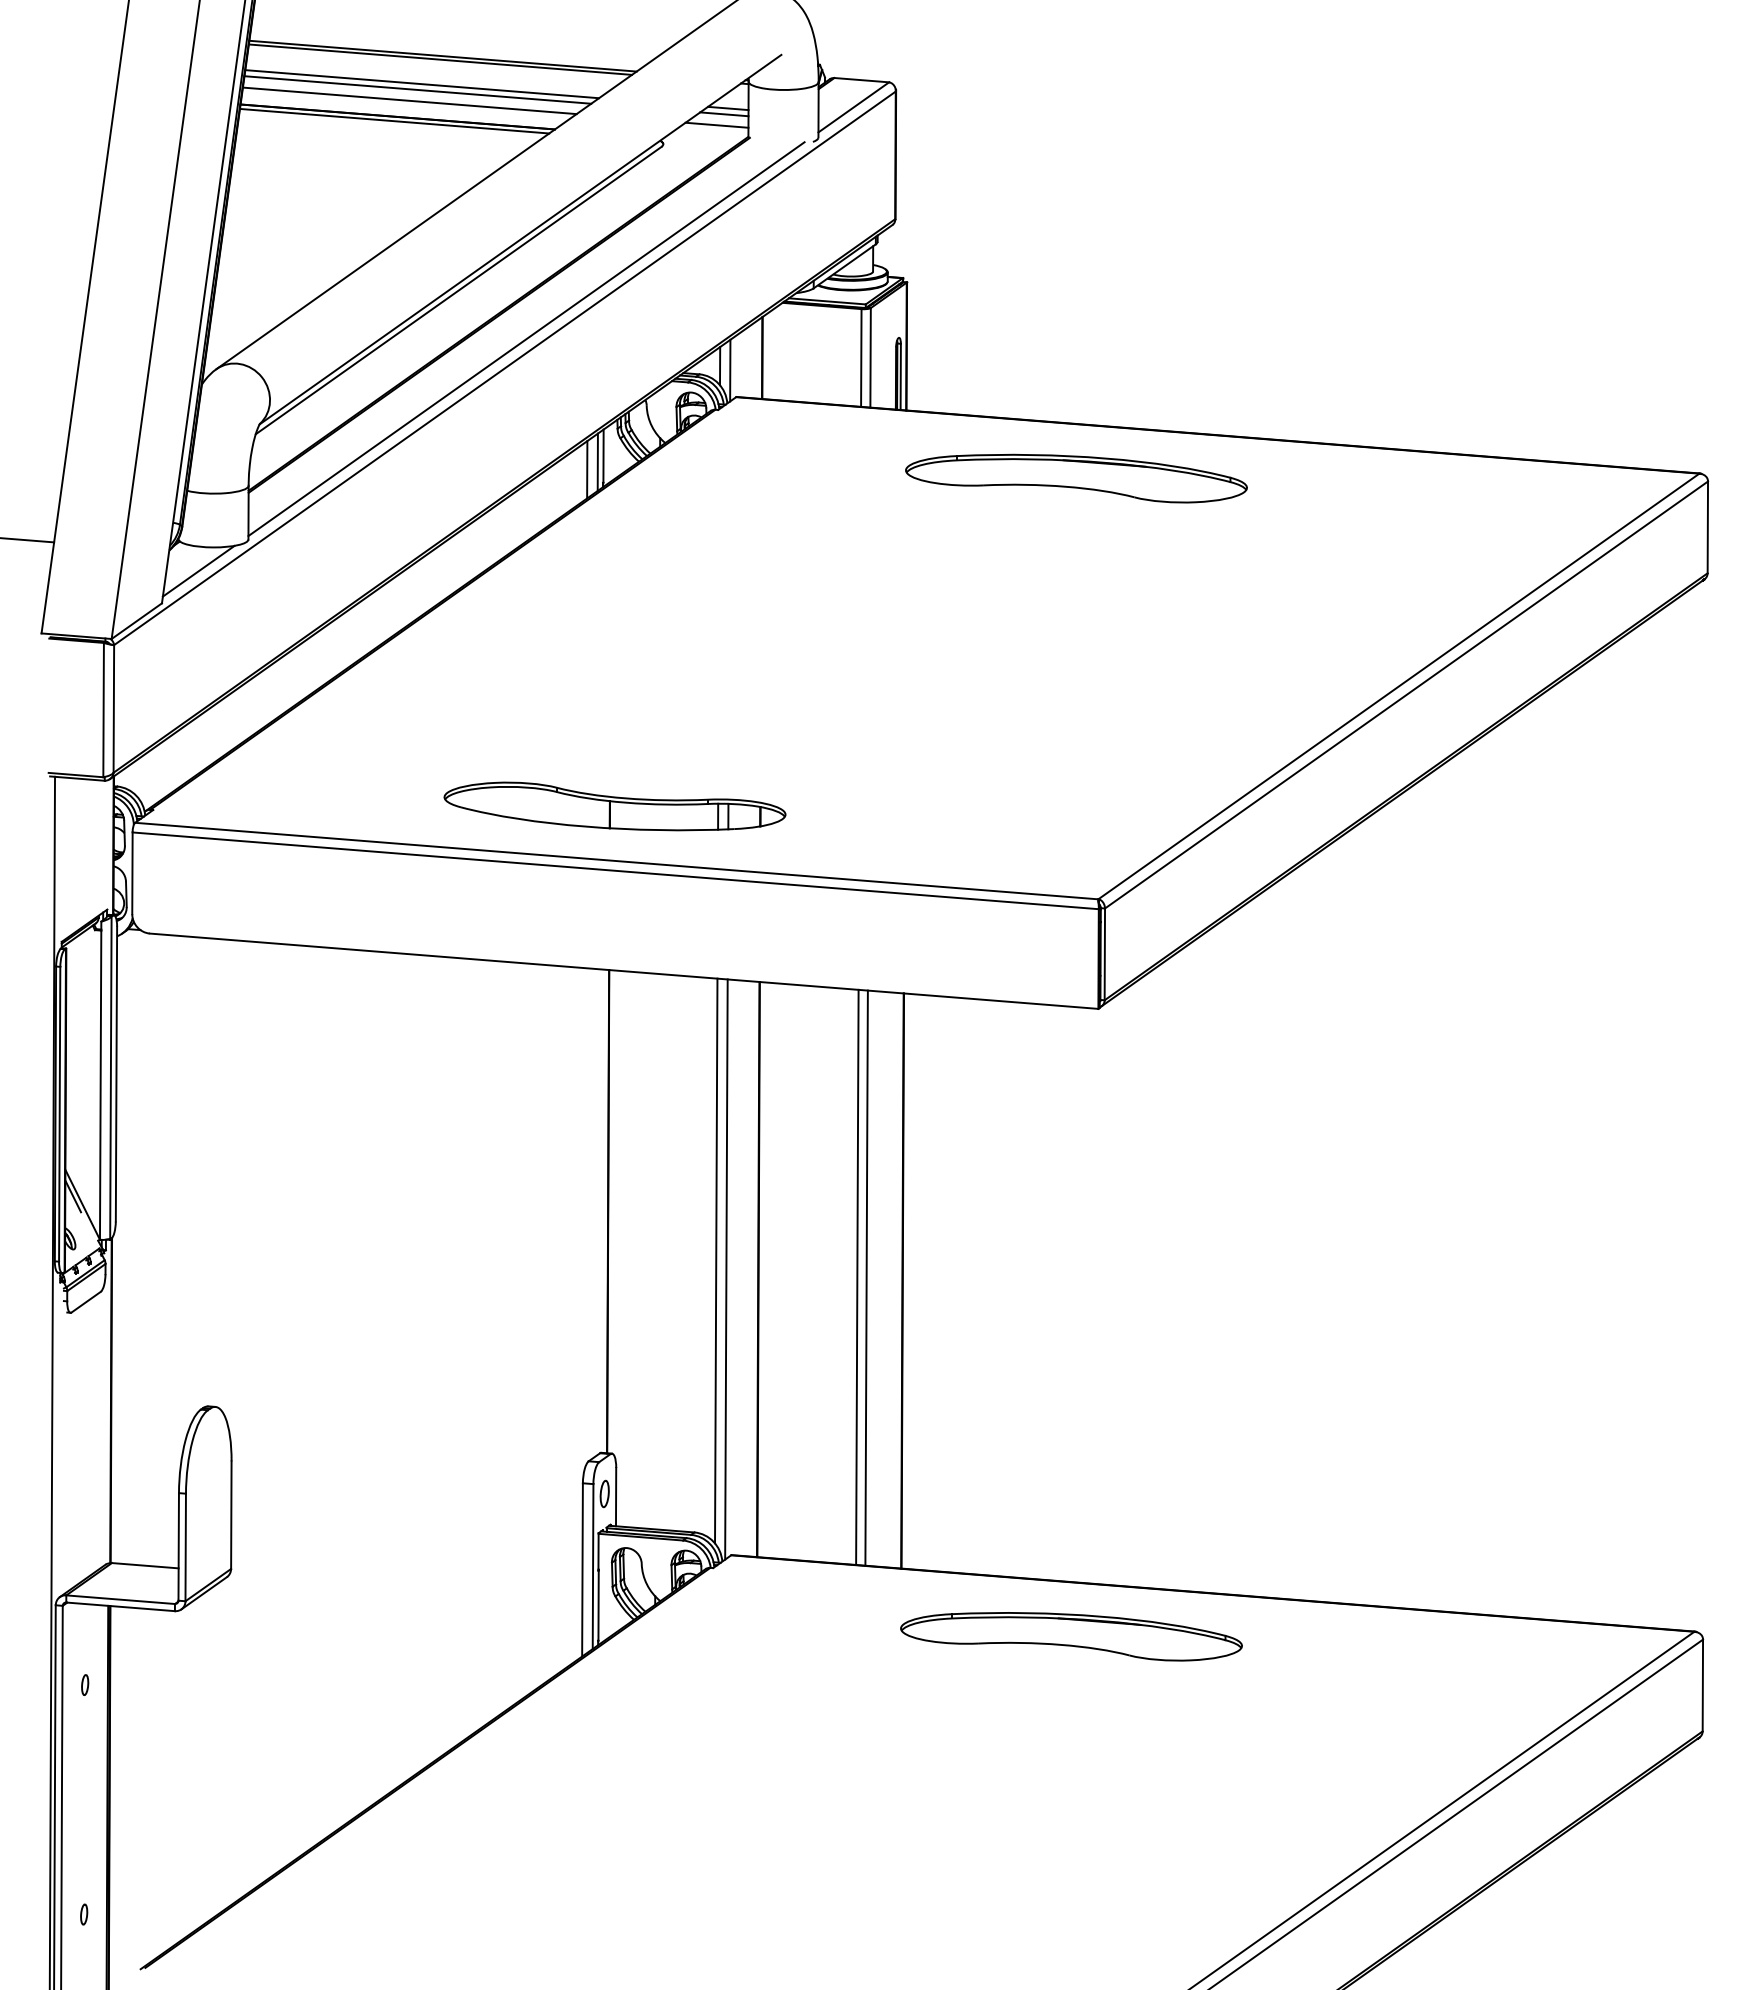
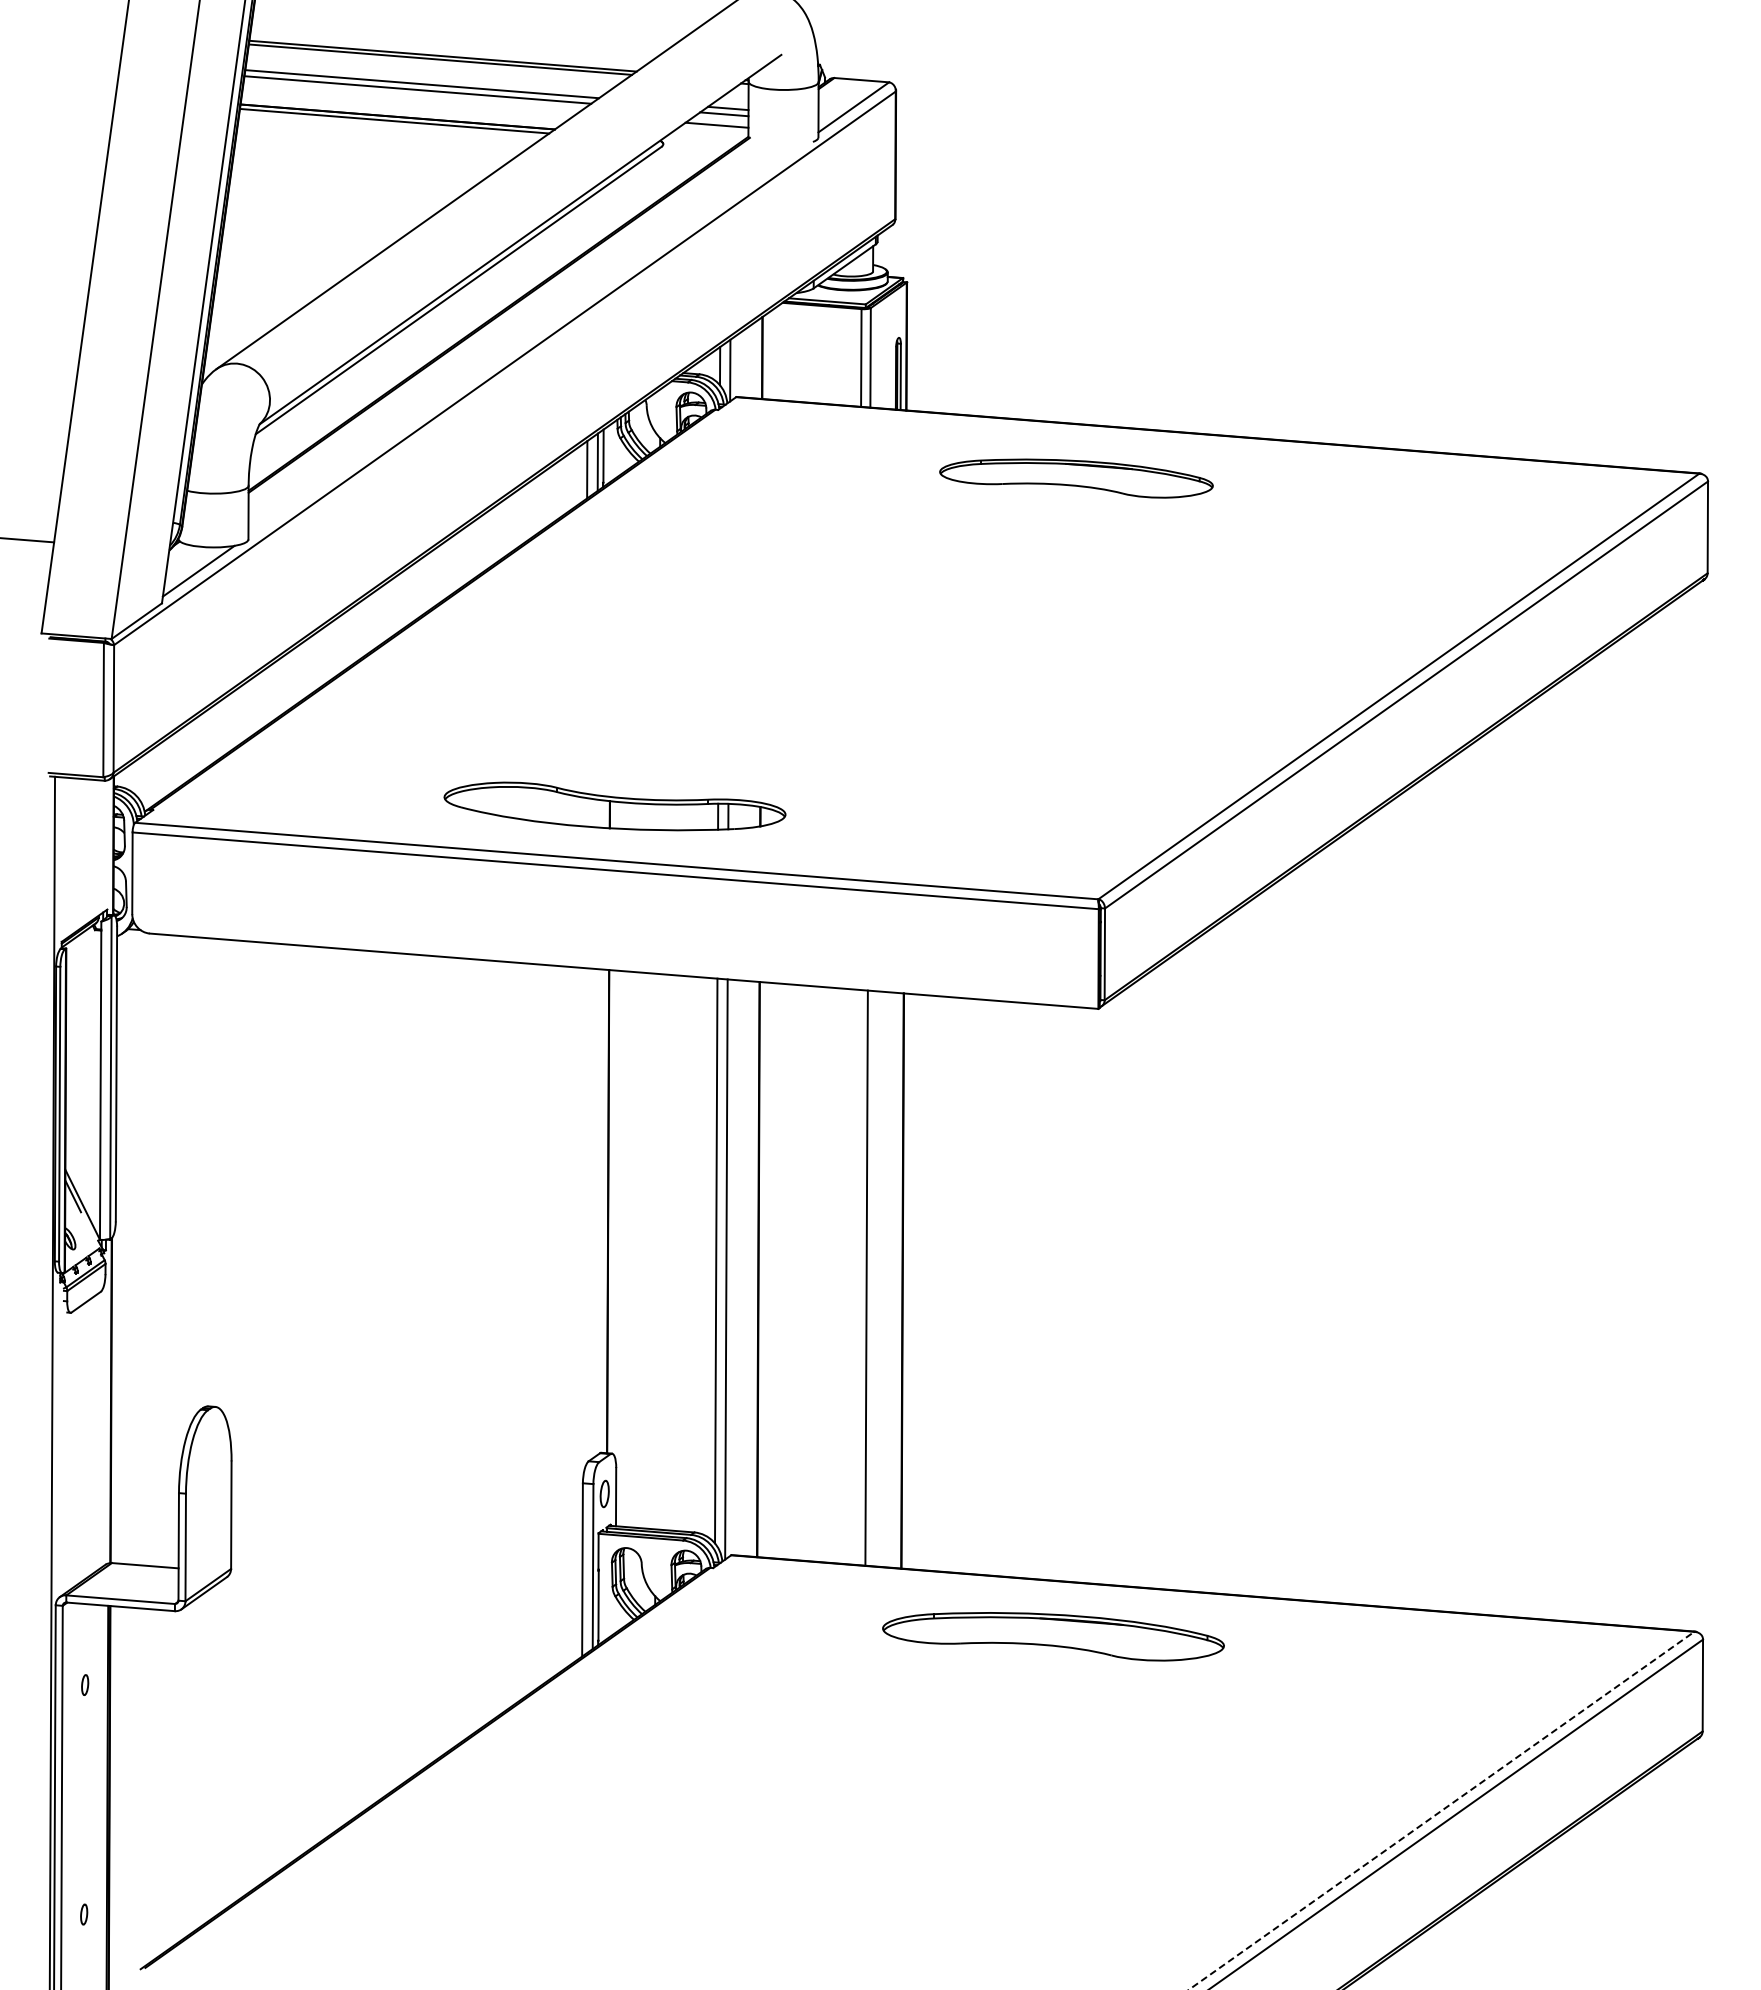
line: present -> none (409, 100)
line: present -> none (526, 339)
part size: 343x51 px -> 275x41 px (1076, 478)
line: present -> none (857, 1276)
part position: (1071, 1636) -> (1053, 1636) (1053, 1636)
line: solid -> dashed (1441, 1810)
